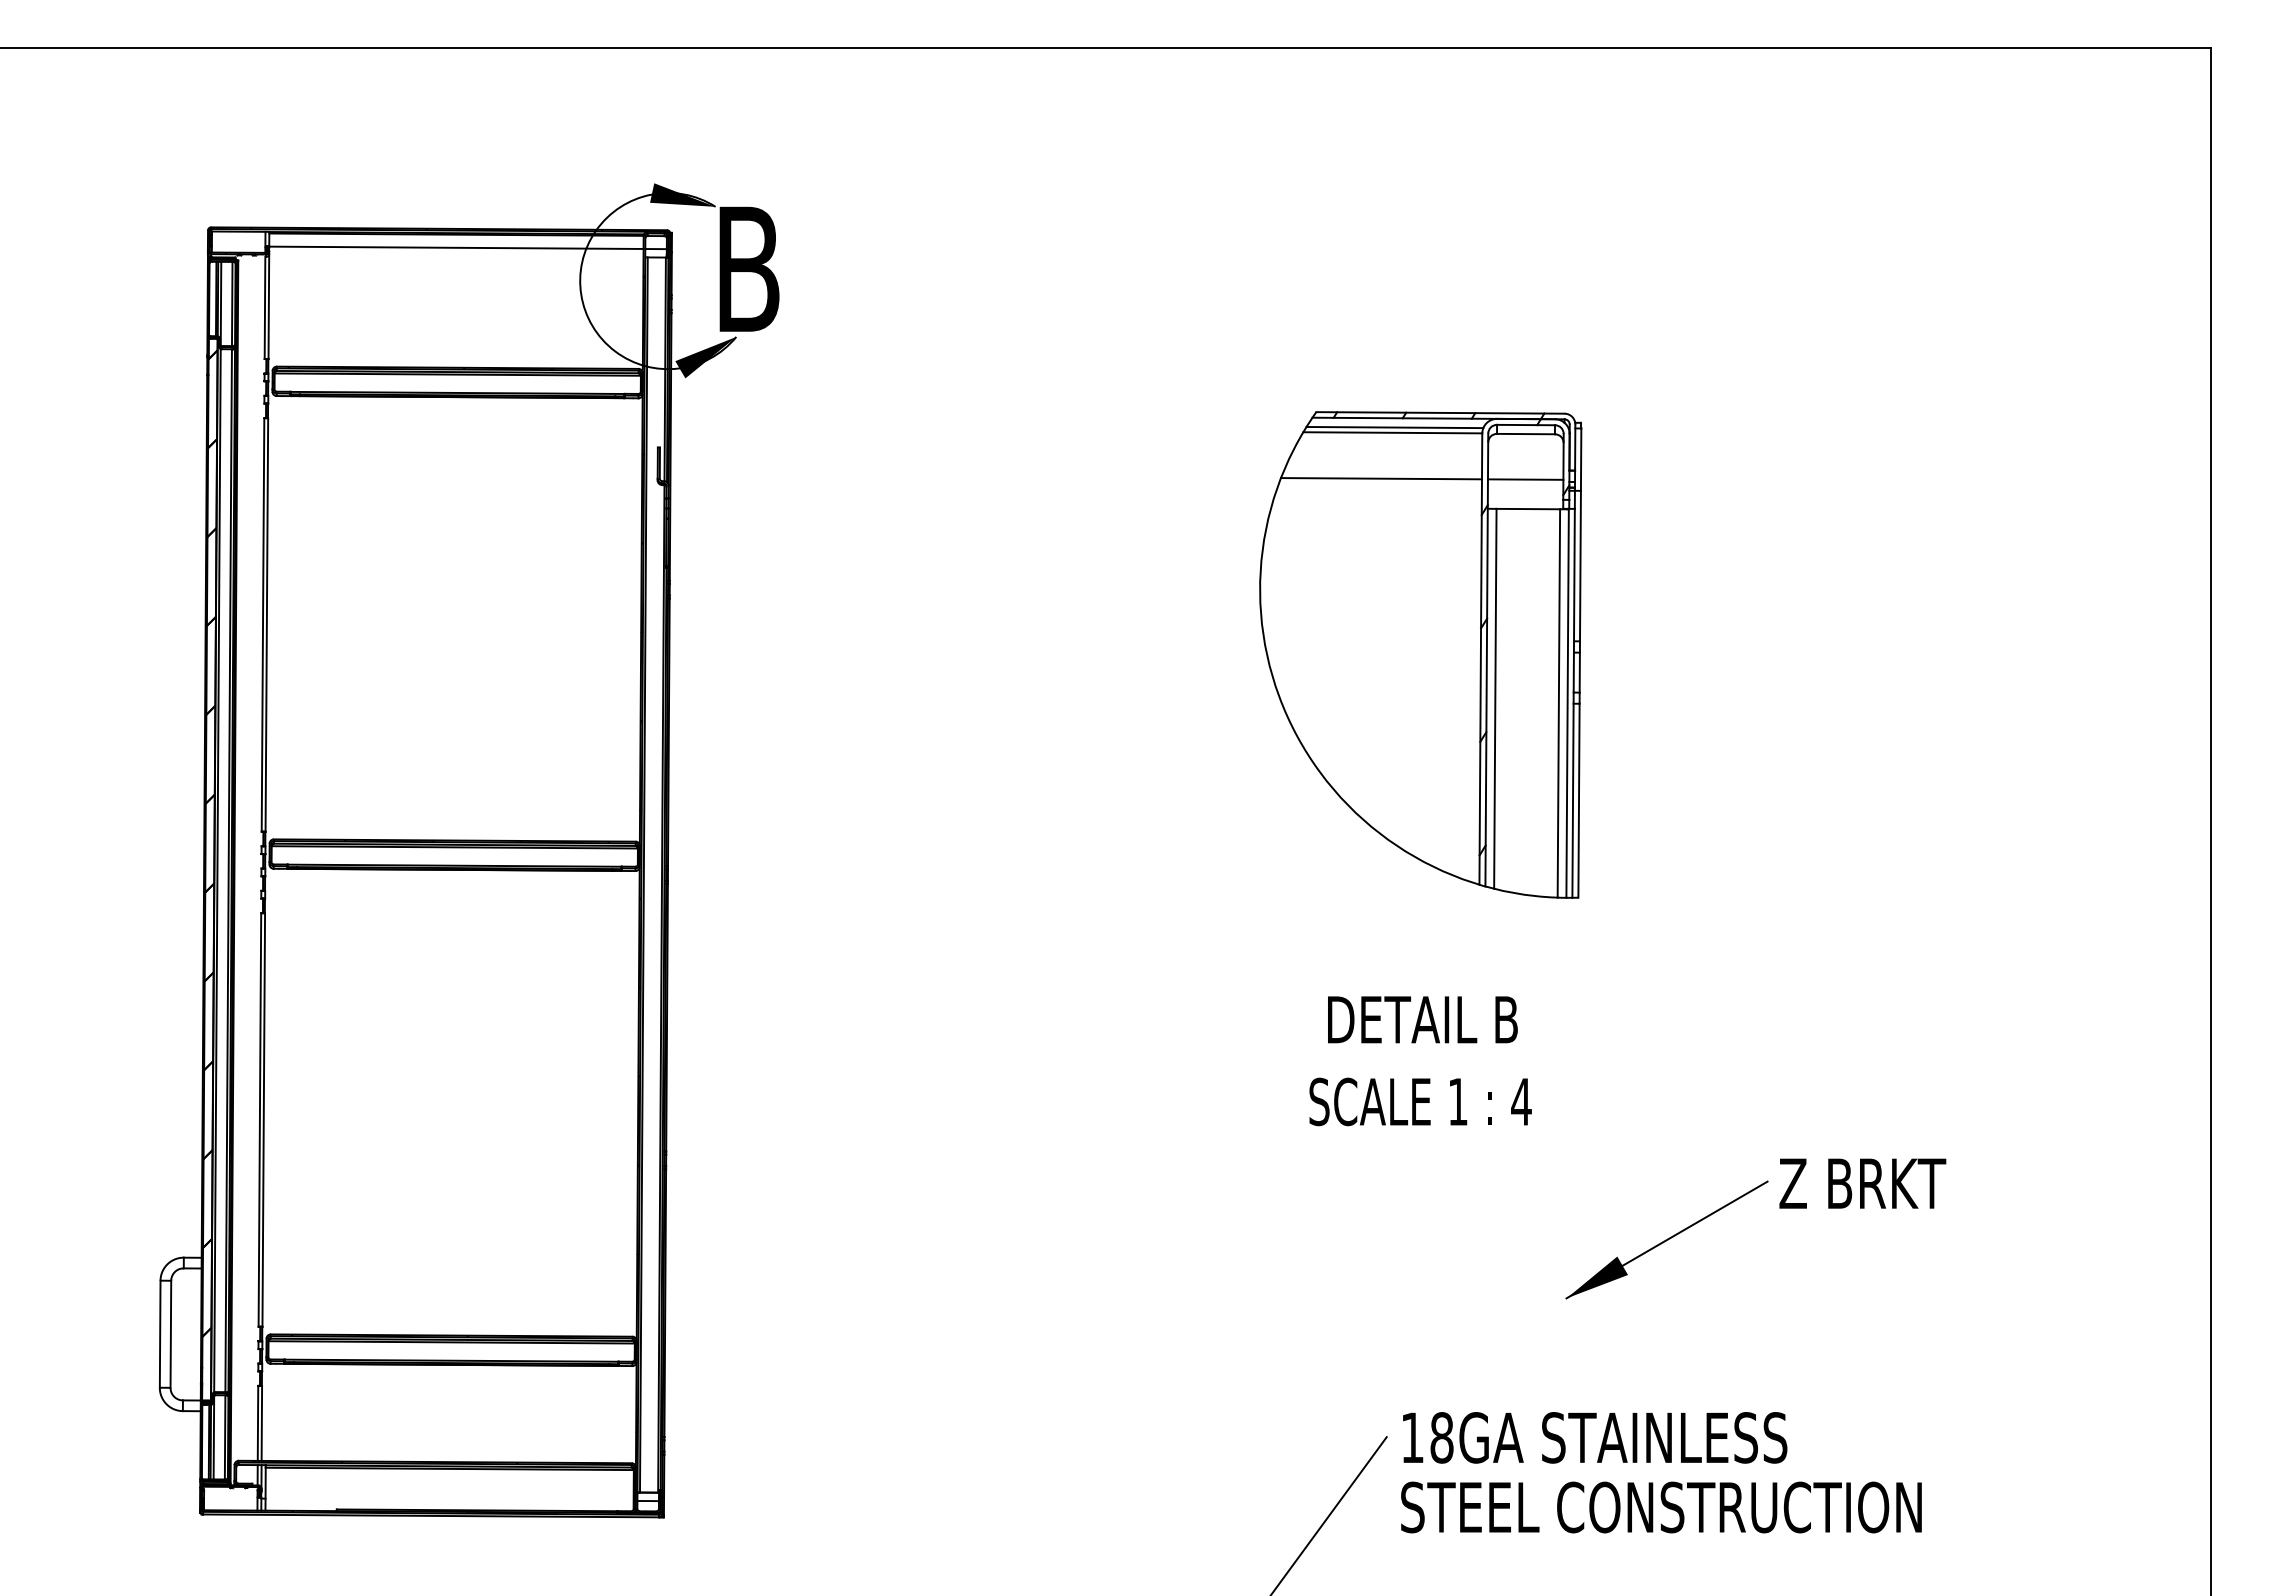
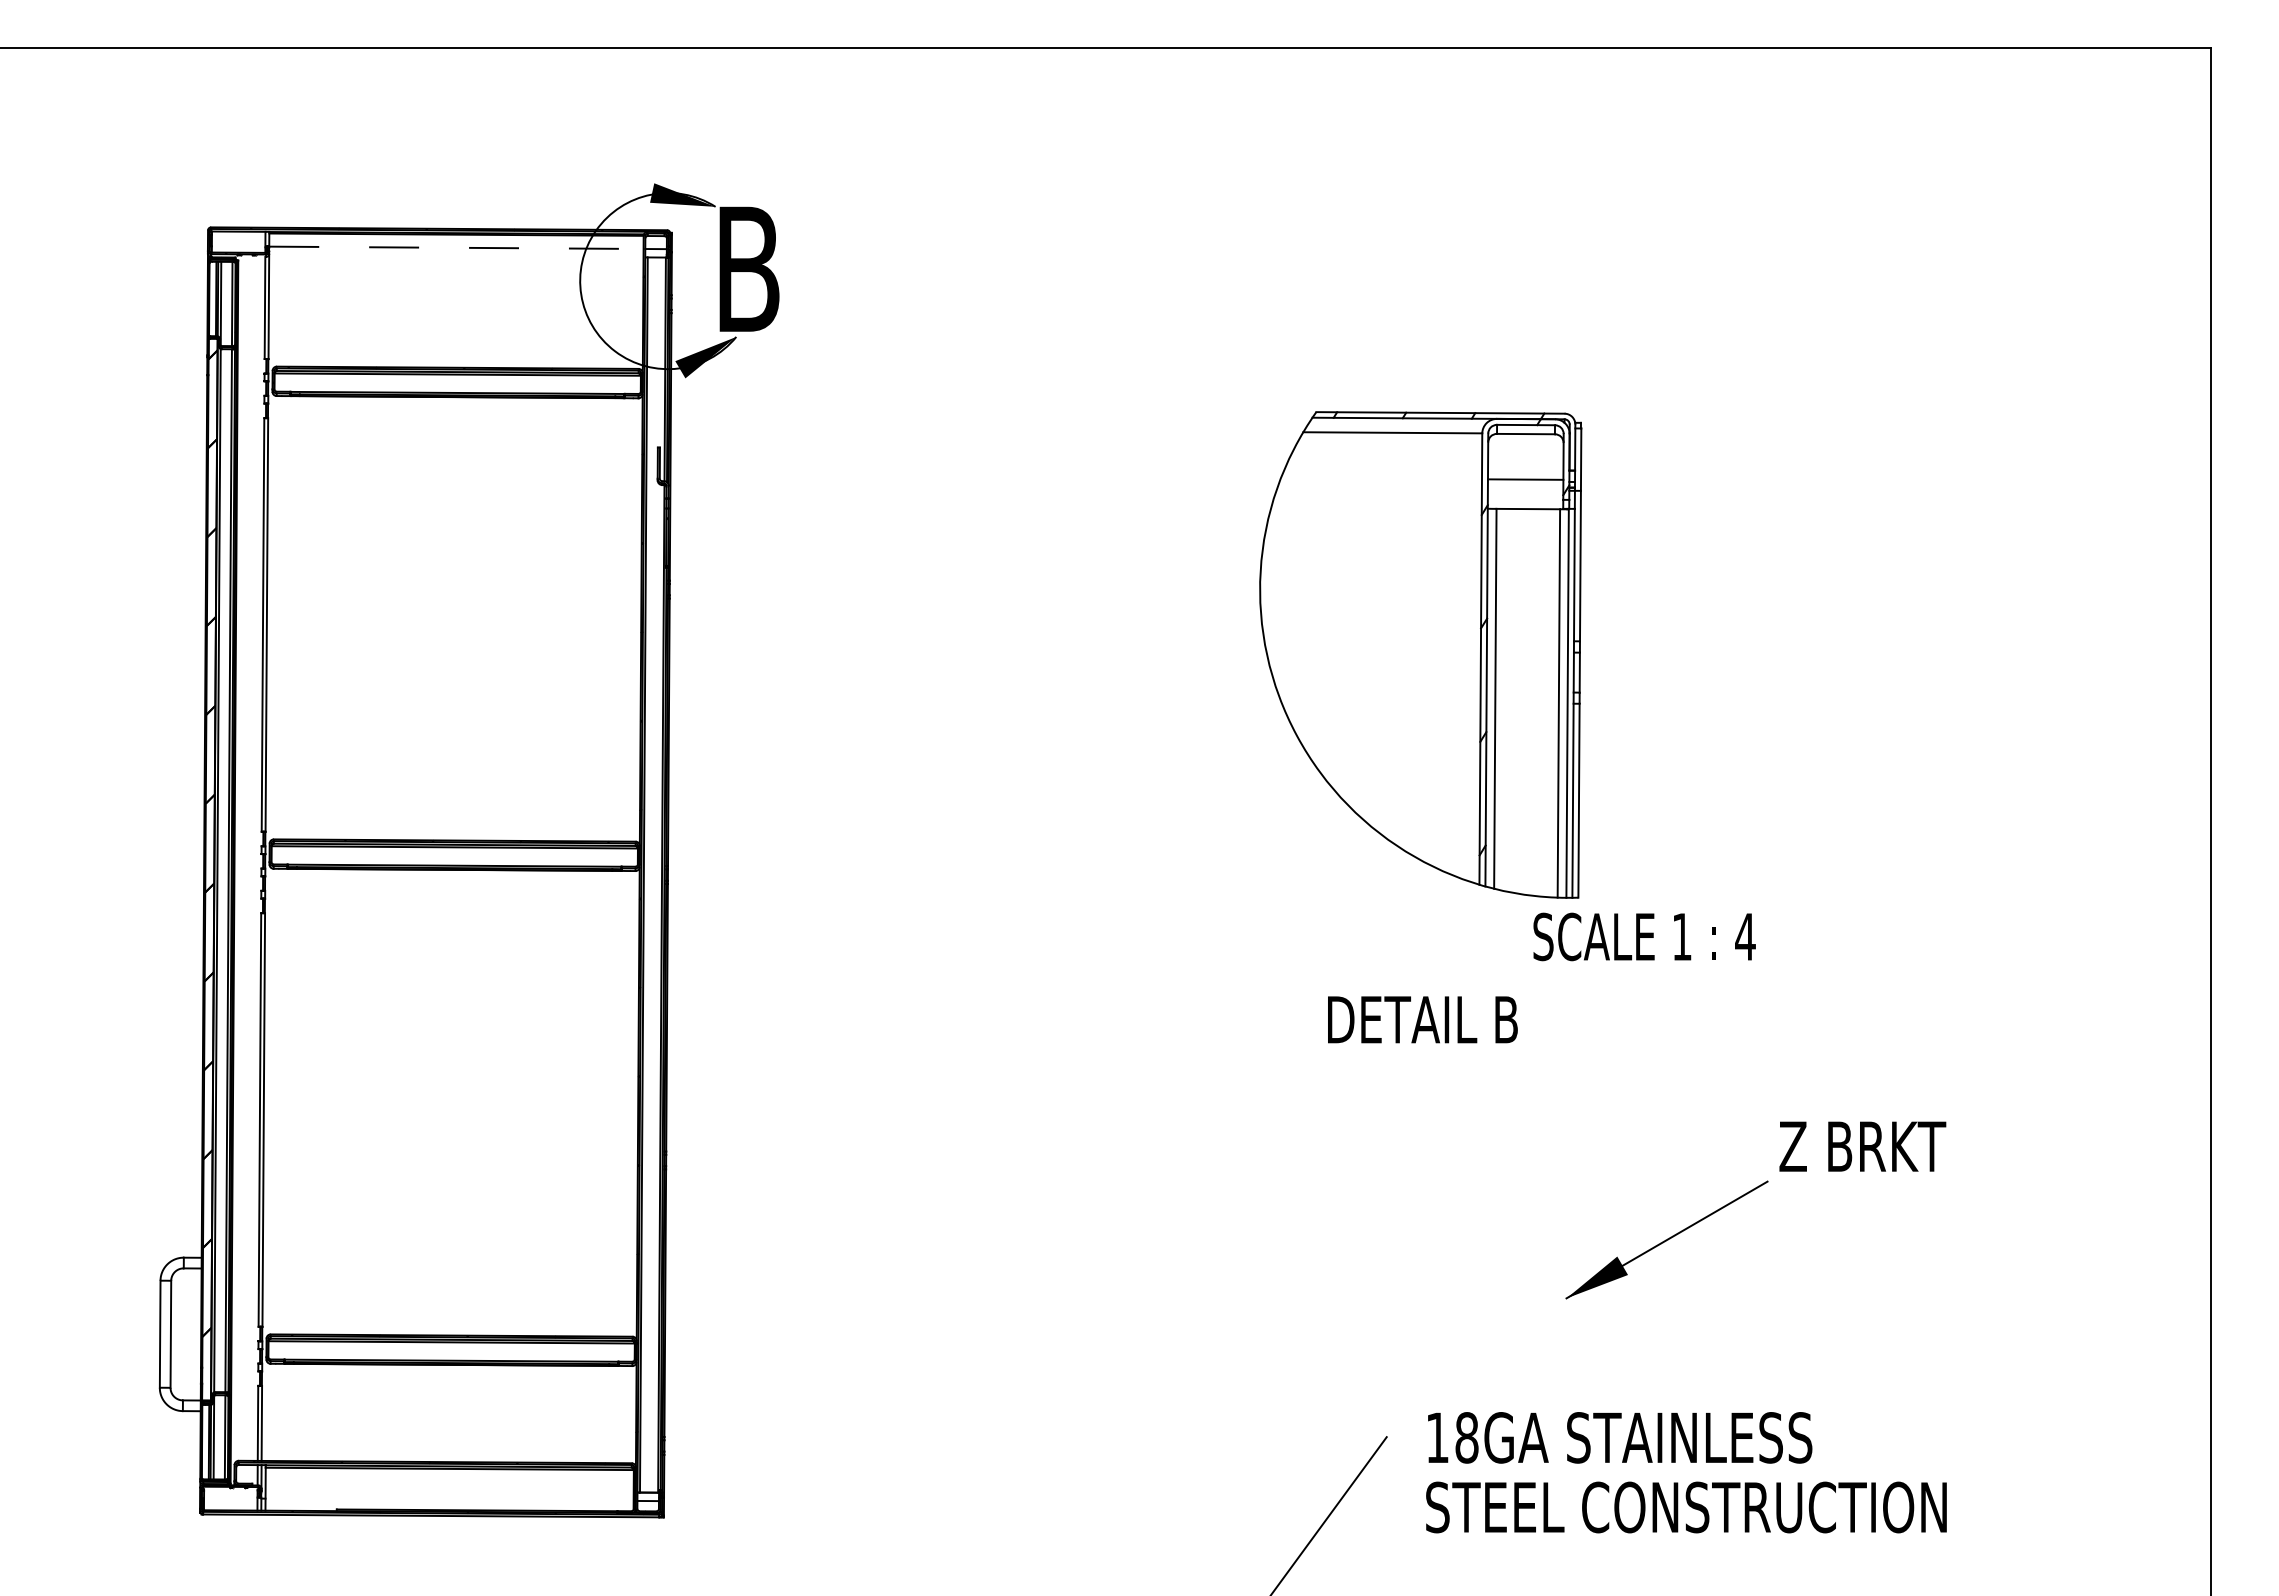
line: solid -> dashed (456, 247)
line: present -> none (1394, 427)
line: present -> none (1381, 478)
text position: (1420, 1101) -> (1644, 936) (1644, 936)
text position: (1862, 1183) -> (1862, 1146) (1862, 1146)
text position: (1661, 1472) -> (1686, 1472) (1686, 1472)
